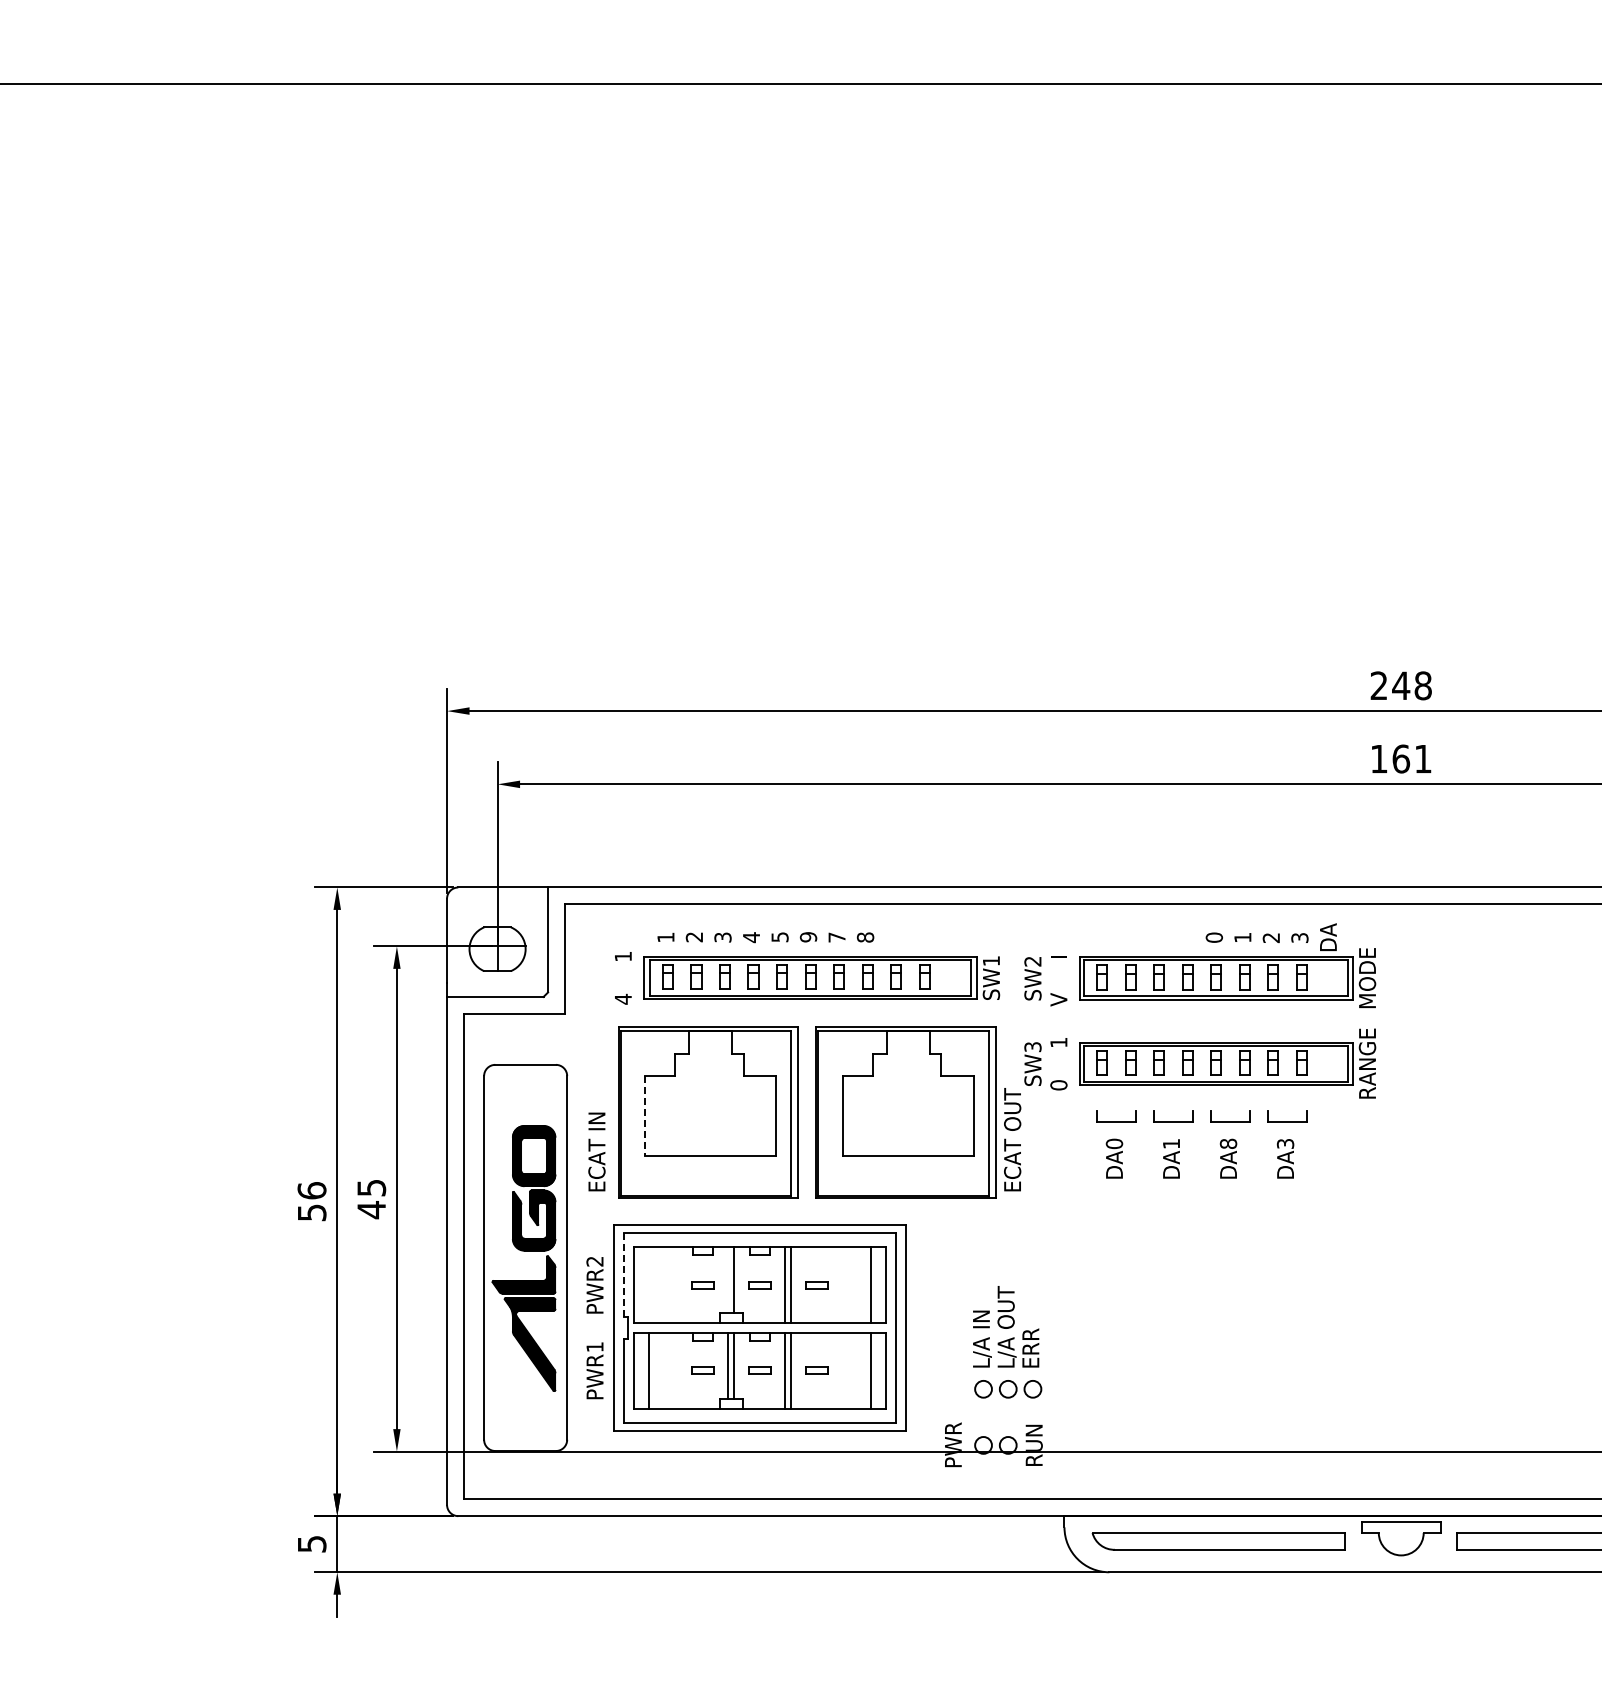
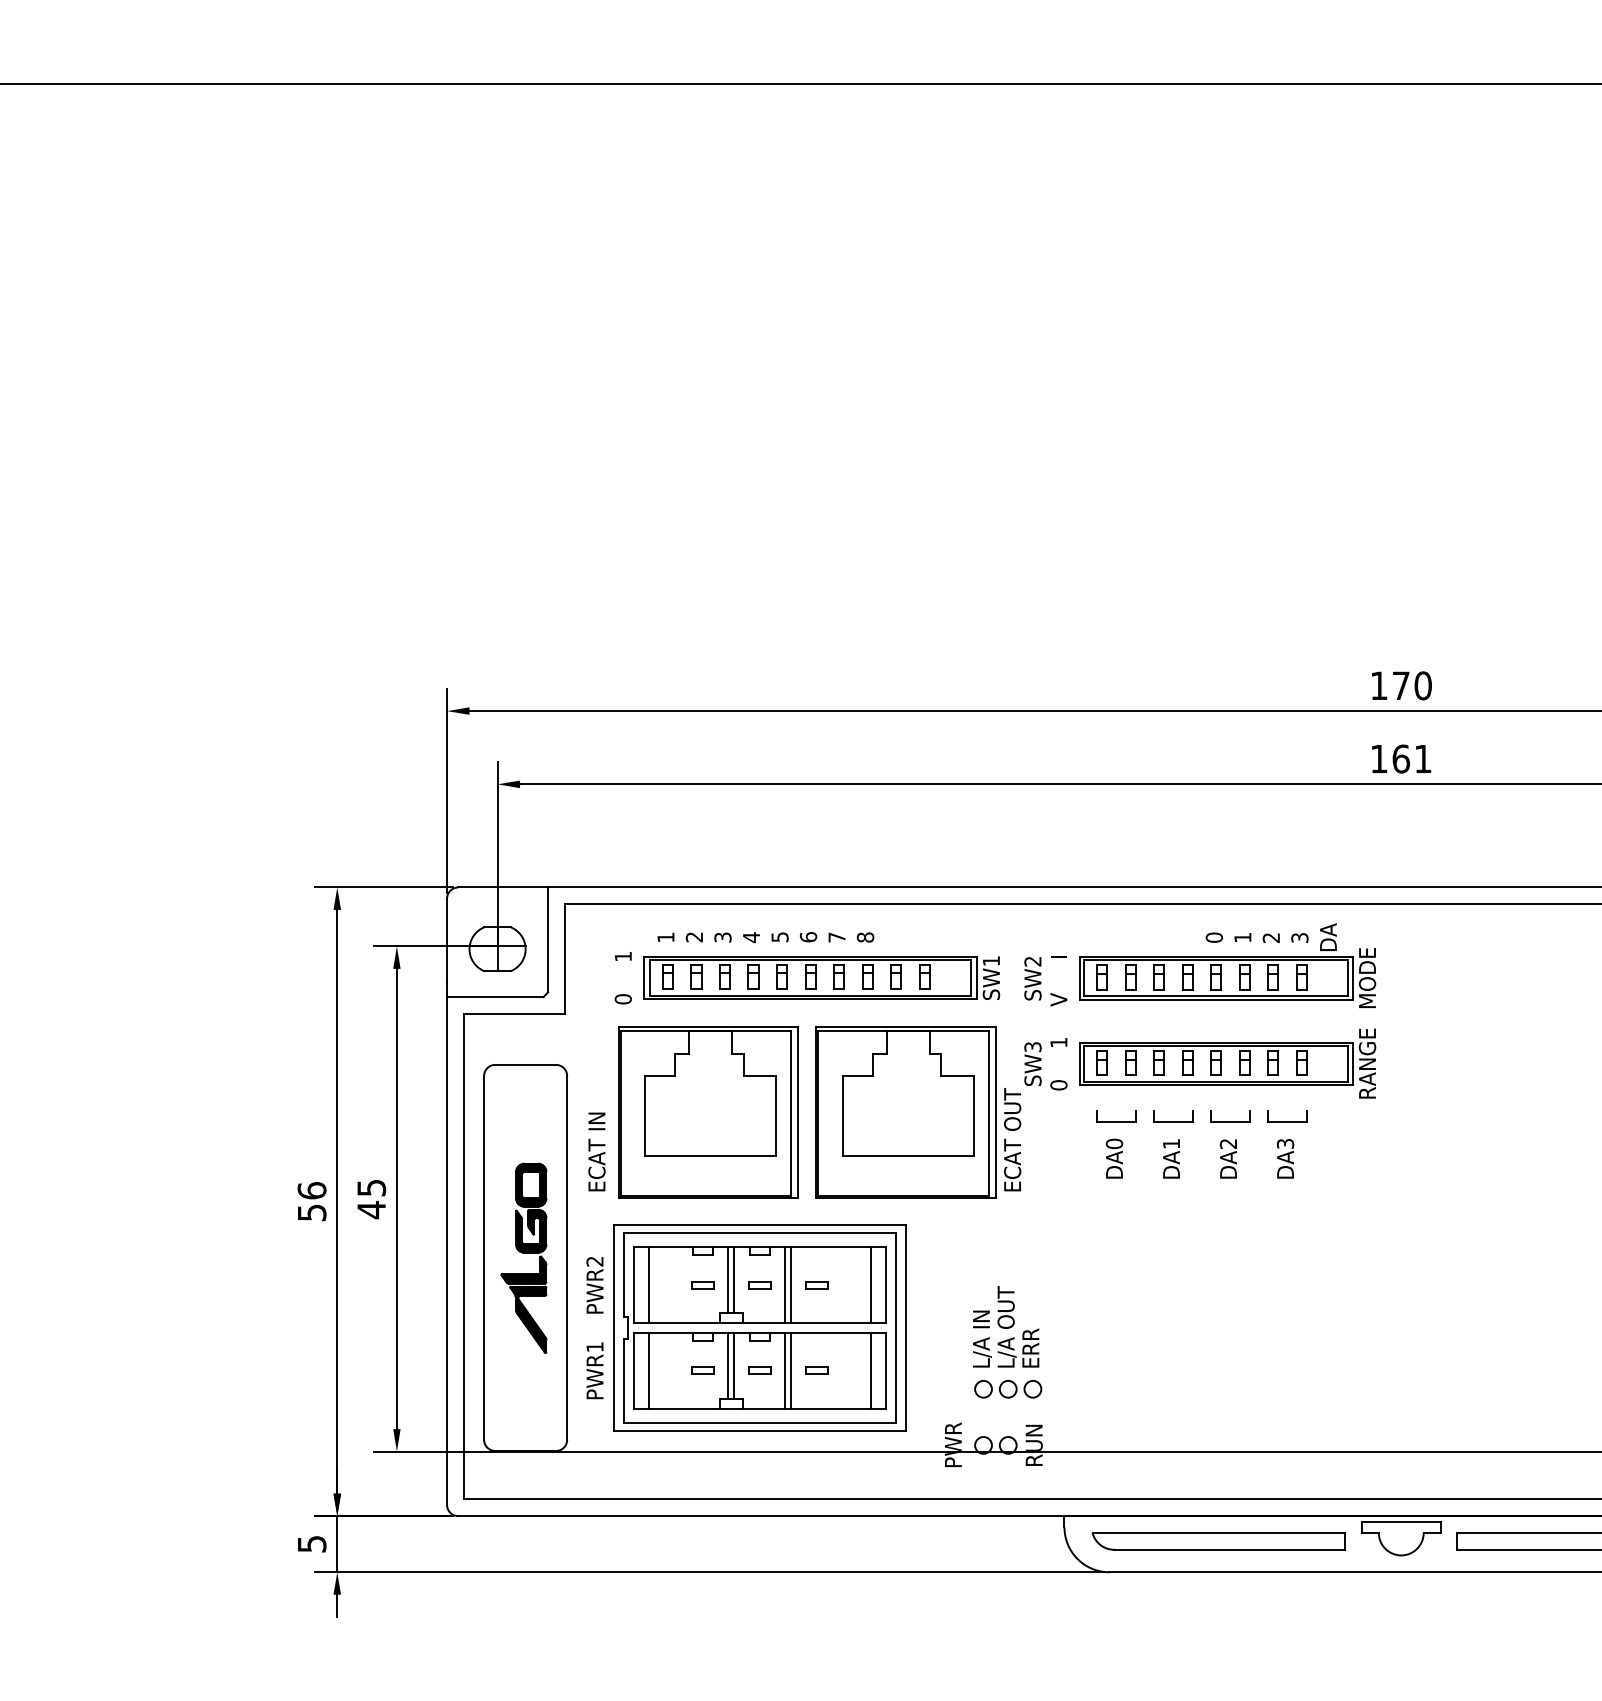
text: 248 -> 170 (1400, 685)
text: 9 -> 6 (808, 937)
text: 4 -> 0 (622, 998)
line: dashed -> solid (644, 1116)
text: DA8 -> DA2 (1228, 1143)
part size: 66x267 px -> 48x192 px (523, 1257)
line: dashed -> solid (624, 1275)
line: none -> present (728, 1280)
line: none -> present (648, 1285)
